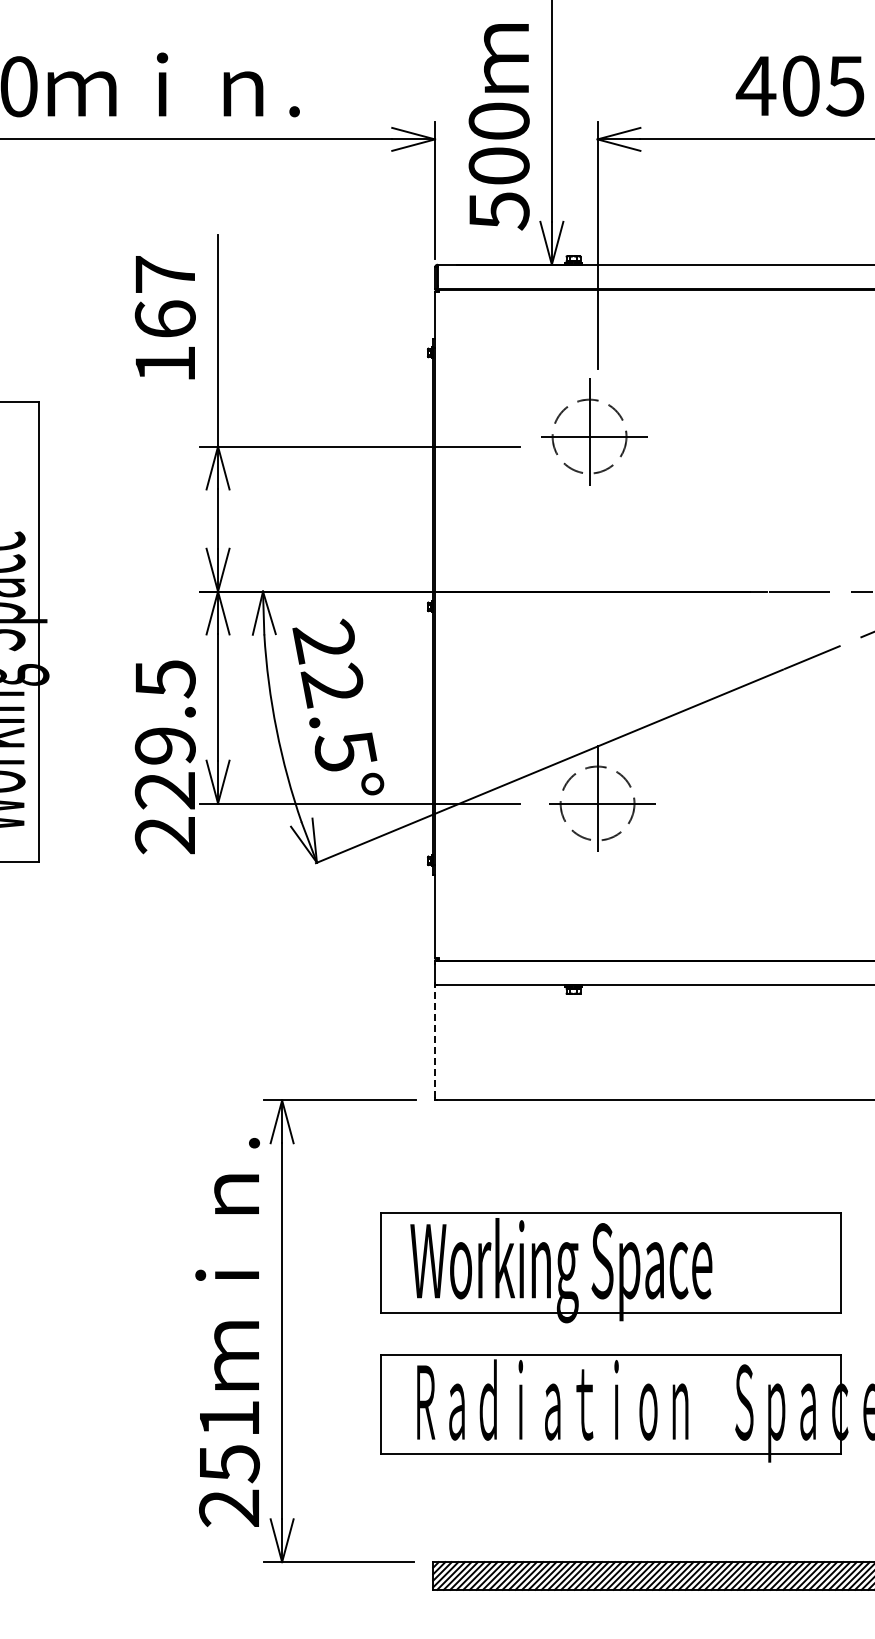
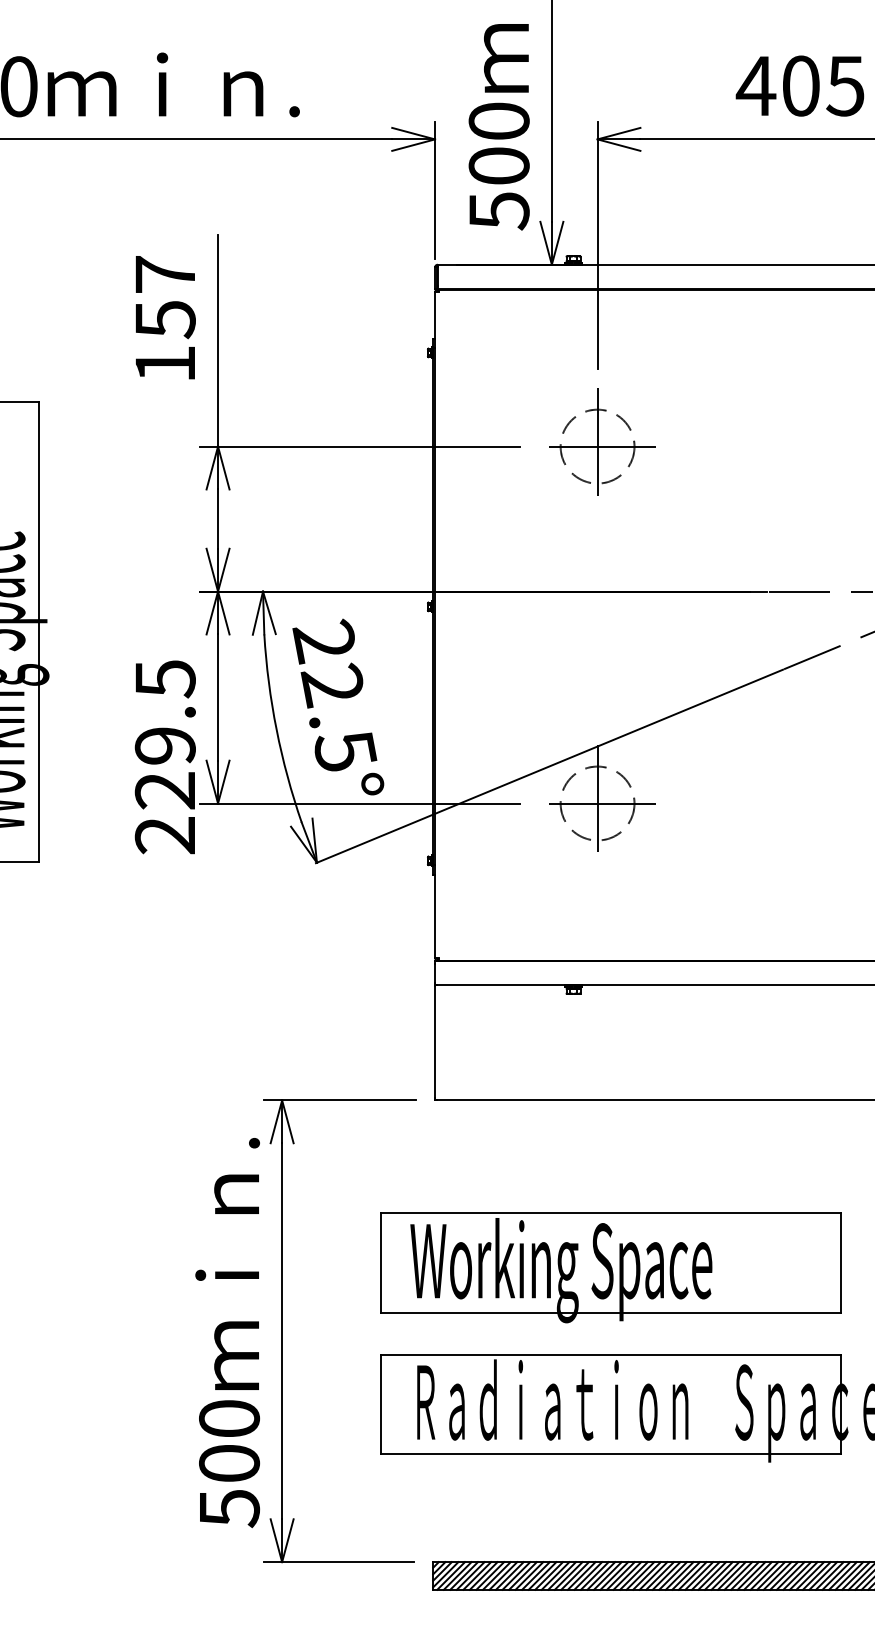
text: 167 -> 157 (164, 319)
part position: (594, 431) -> (602, 441) (602, 441)
line: dashed -> solid (435, 1042)
text: 251 -> 500 (229, 1464)
